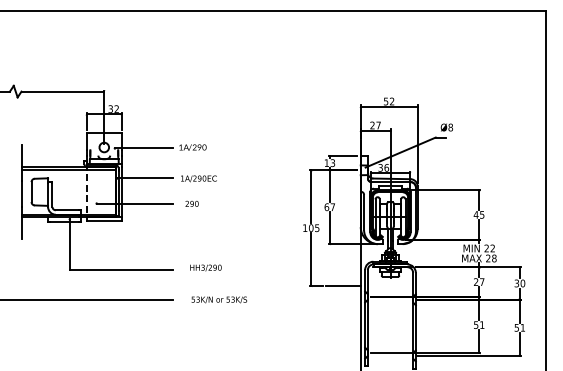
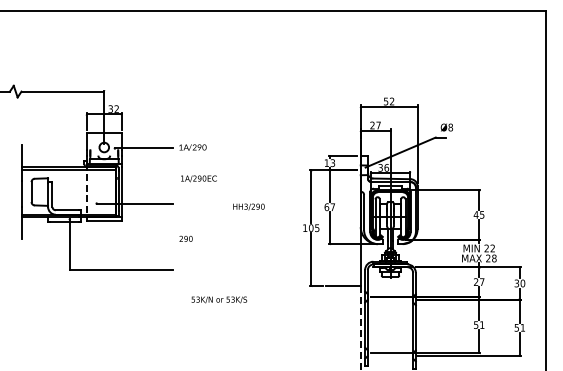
line: present -> none (144, 178)
text position: (191, 203) -> (185, 238) (185, 238)
text position: (205, 267) -> (248, 206) (248, 206)
line: present -> none (87, 300)
line: solid -> dashed (360, 328)
